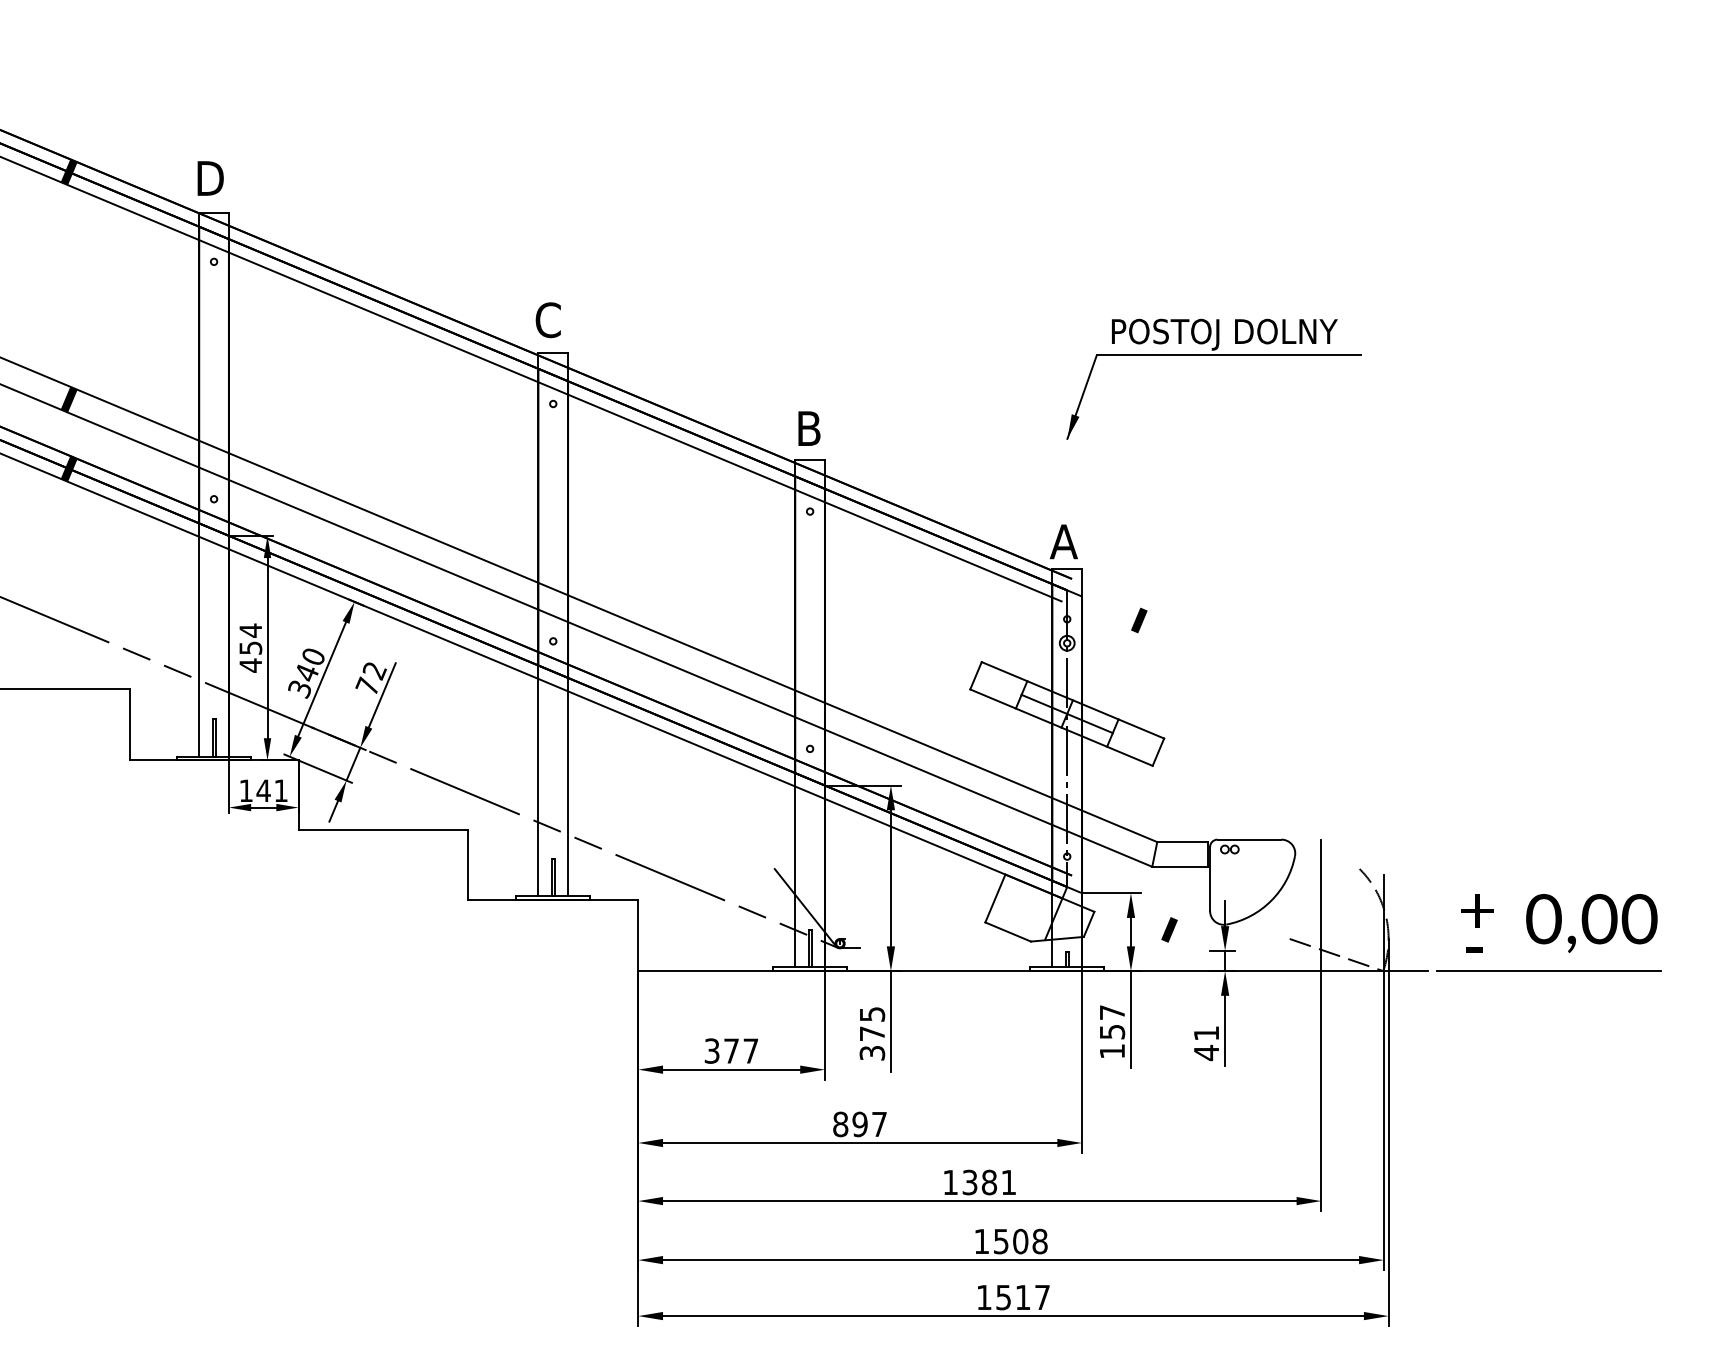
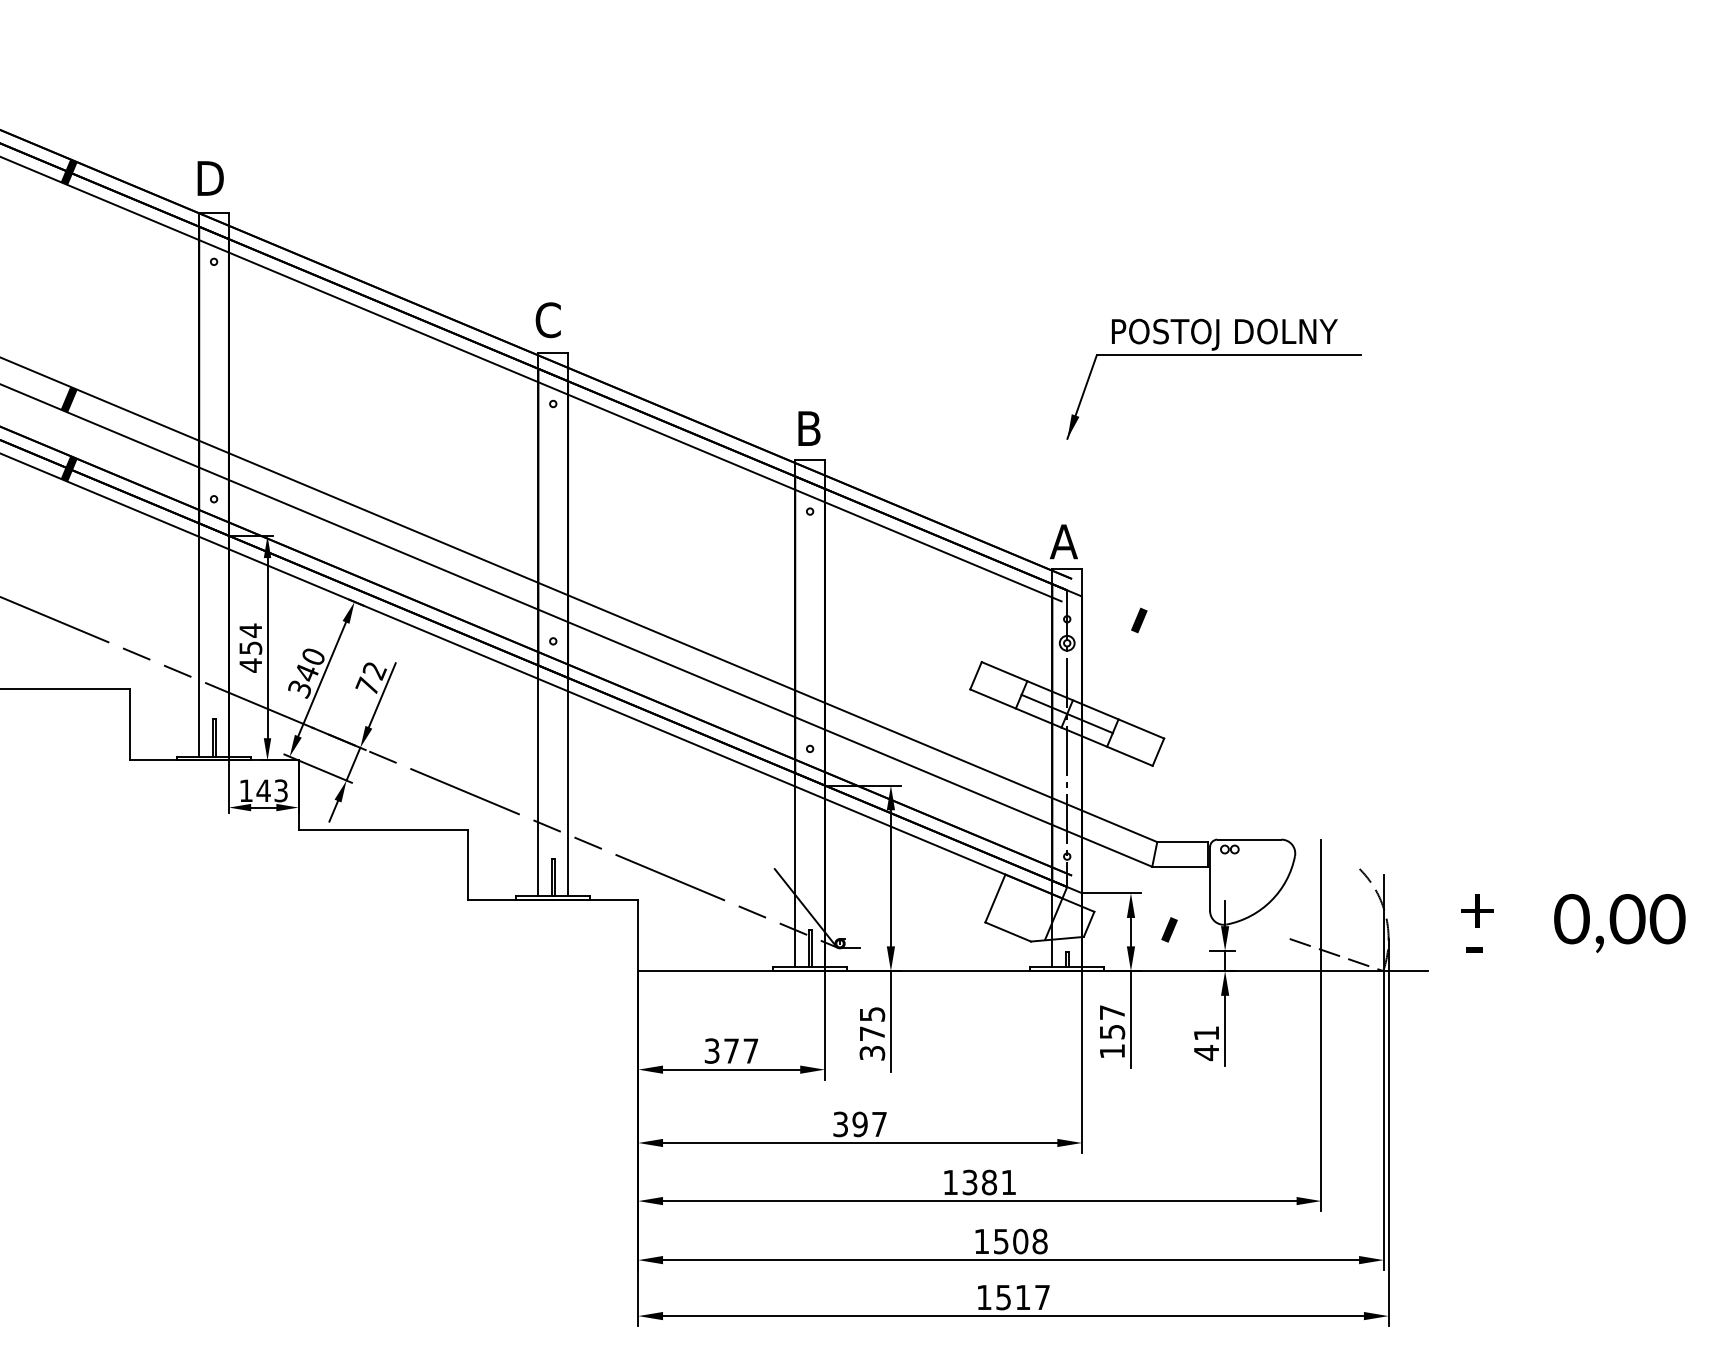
text: 141 -> 143 (280, 790)
text position: (1591, 923) -> (1619, 923) (1619, 923)
line: present -> none (1548, 970)
text: 897 -> 397 (840, 1124)
